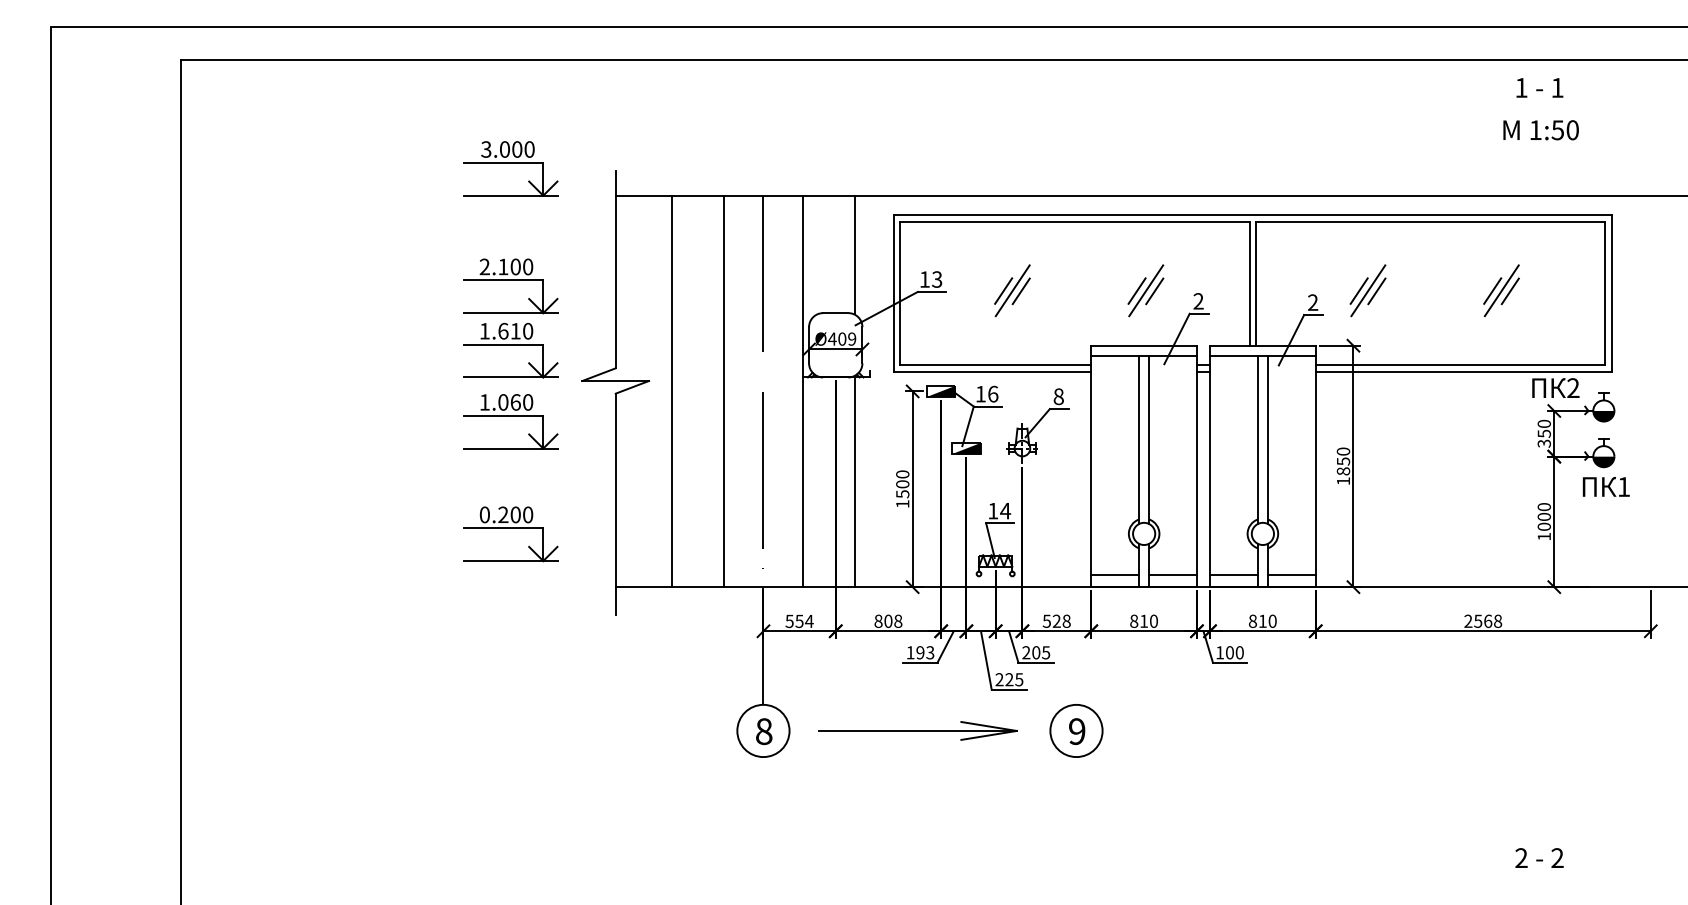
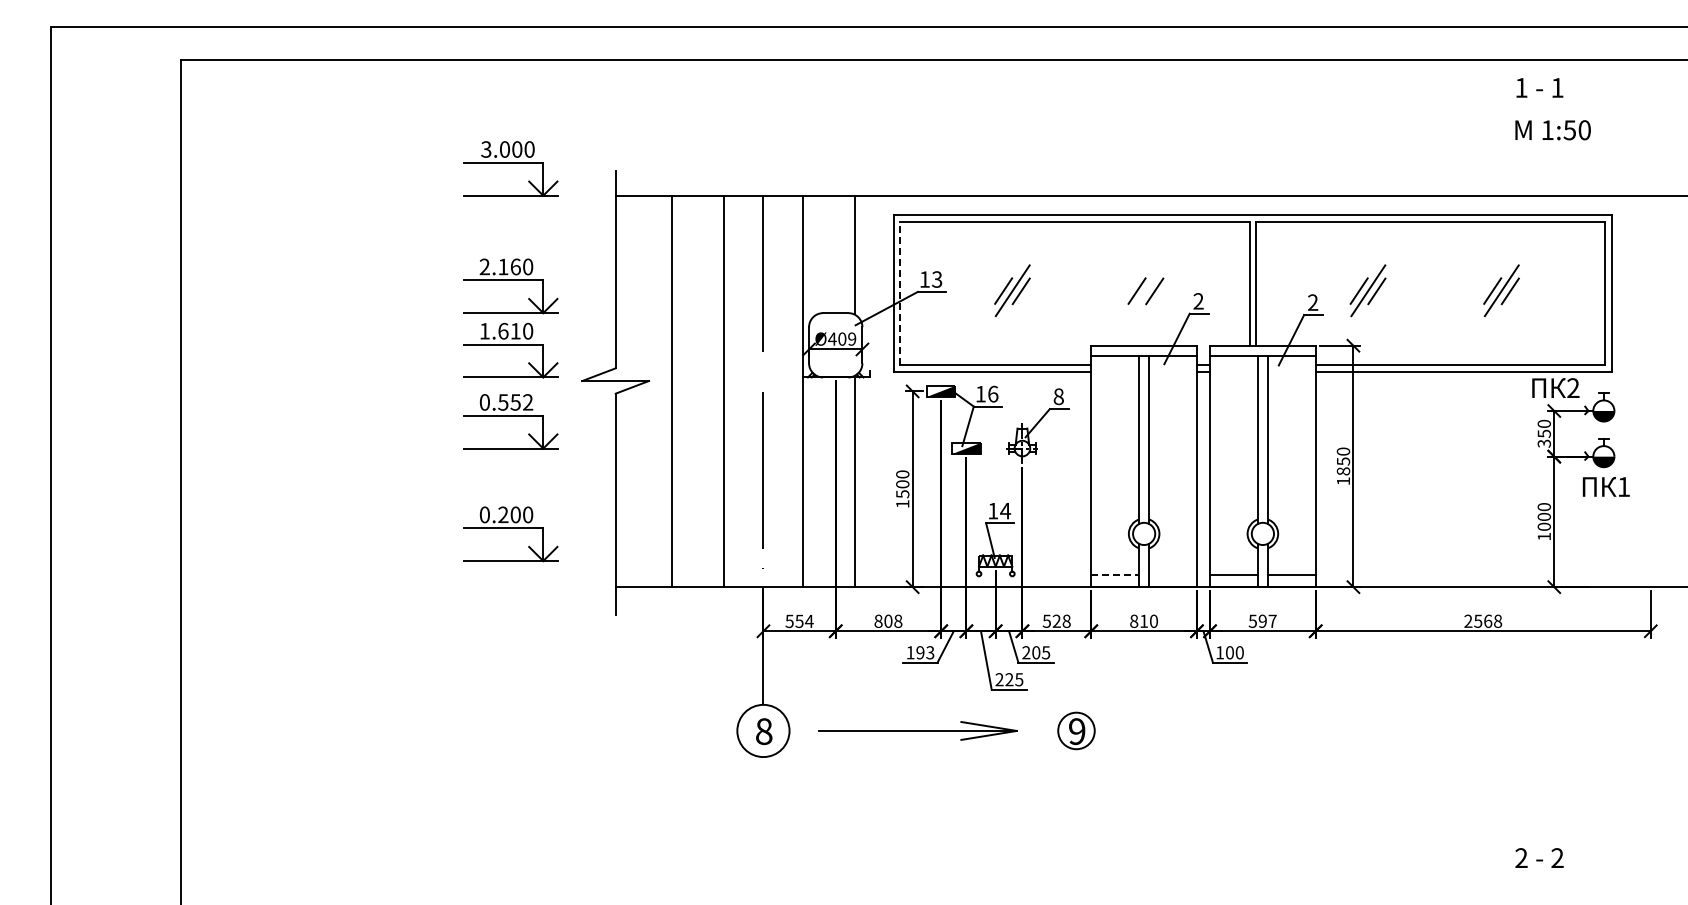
text position: (1540, 130) -> (1552, 130) (1552, 130)
text: 2.100 -> 2.160 (515, 266)
line: present -> none (1146, 290)
line: solid -> dashed (900, 293)
text: 1.060 -> 0.552 (506, 402)
line: solid -> dashed (1115, 575)
line: present -> none (1173, 575)
text: 810 -> 597 (1262, 620)
circle diameter: 52 px -> 37 px (1076, 730)
